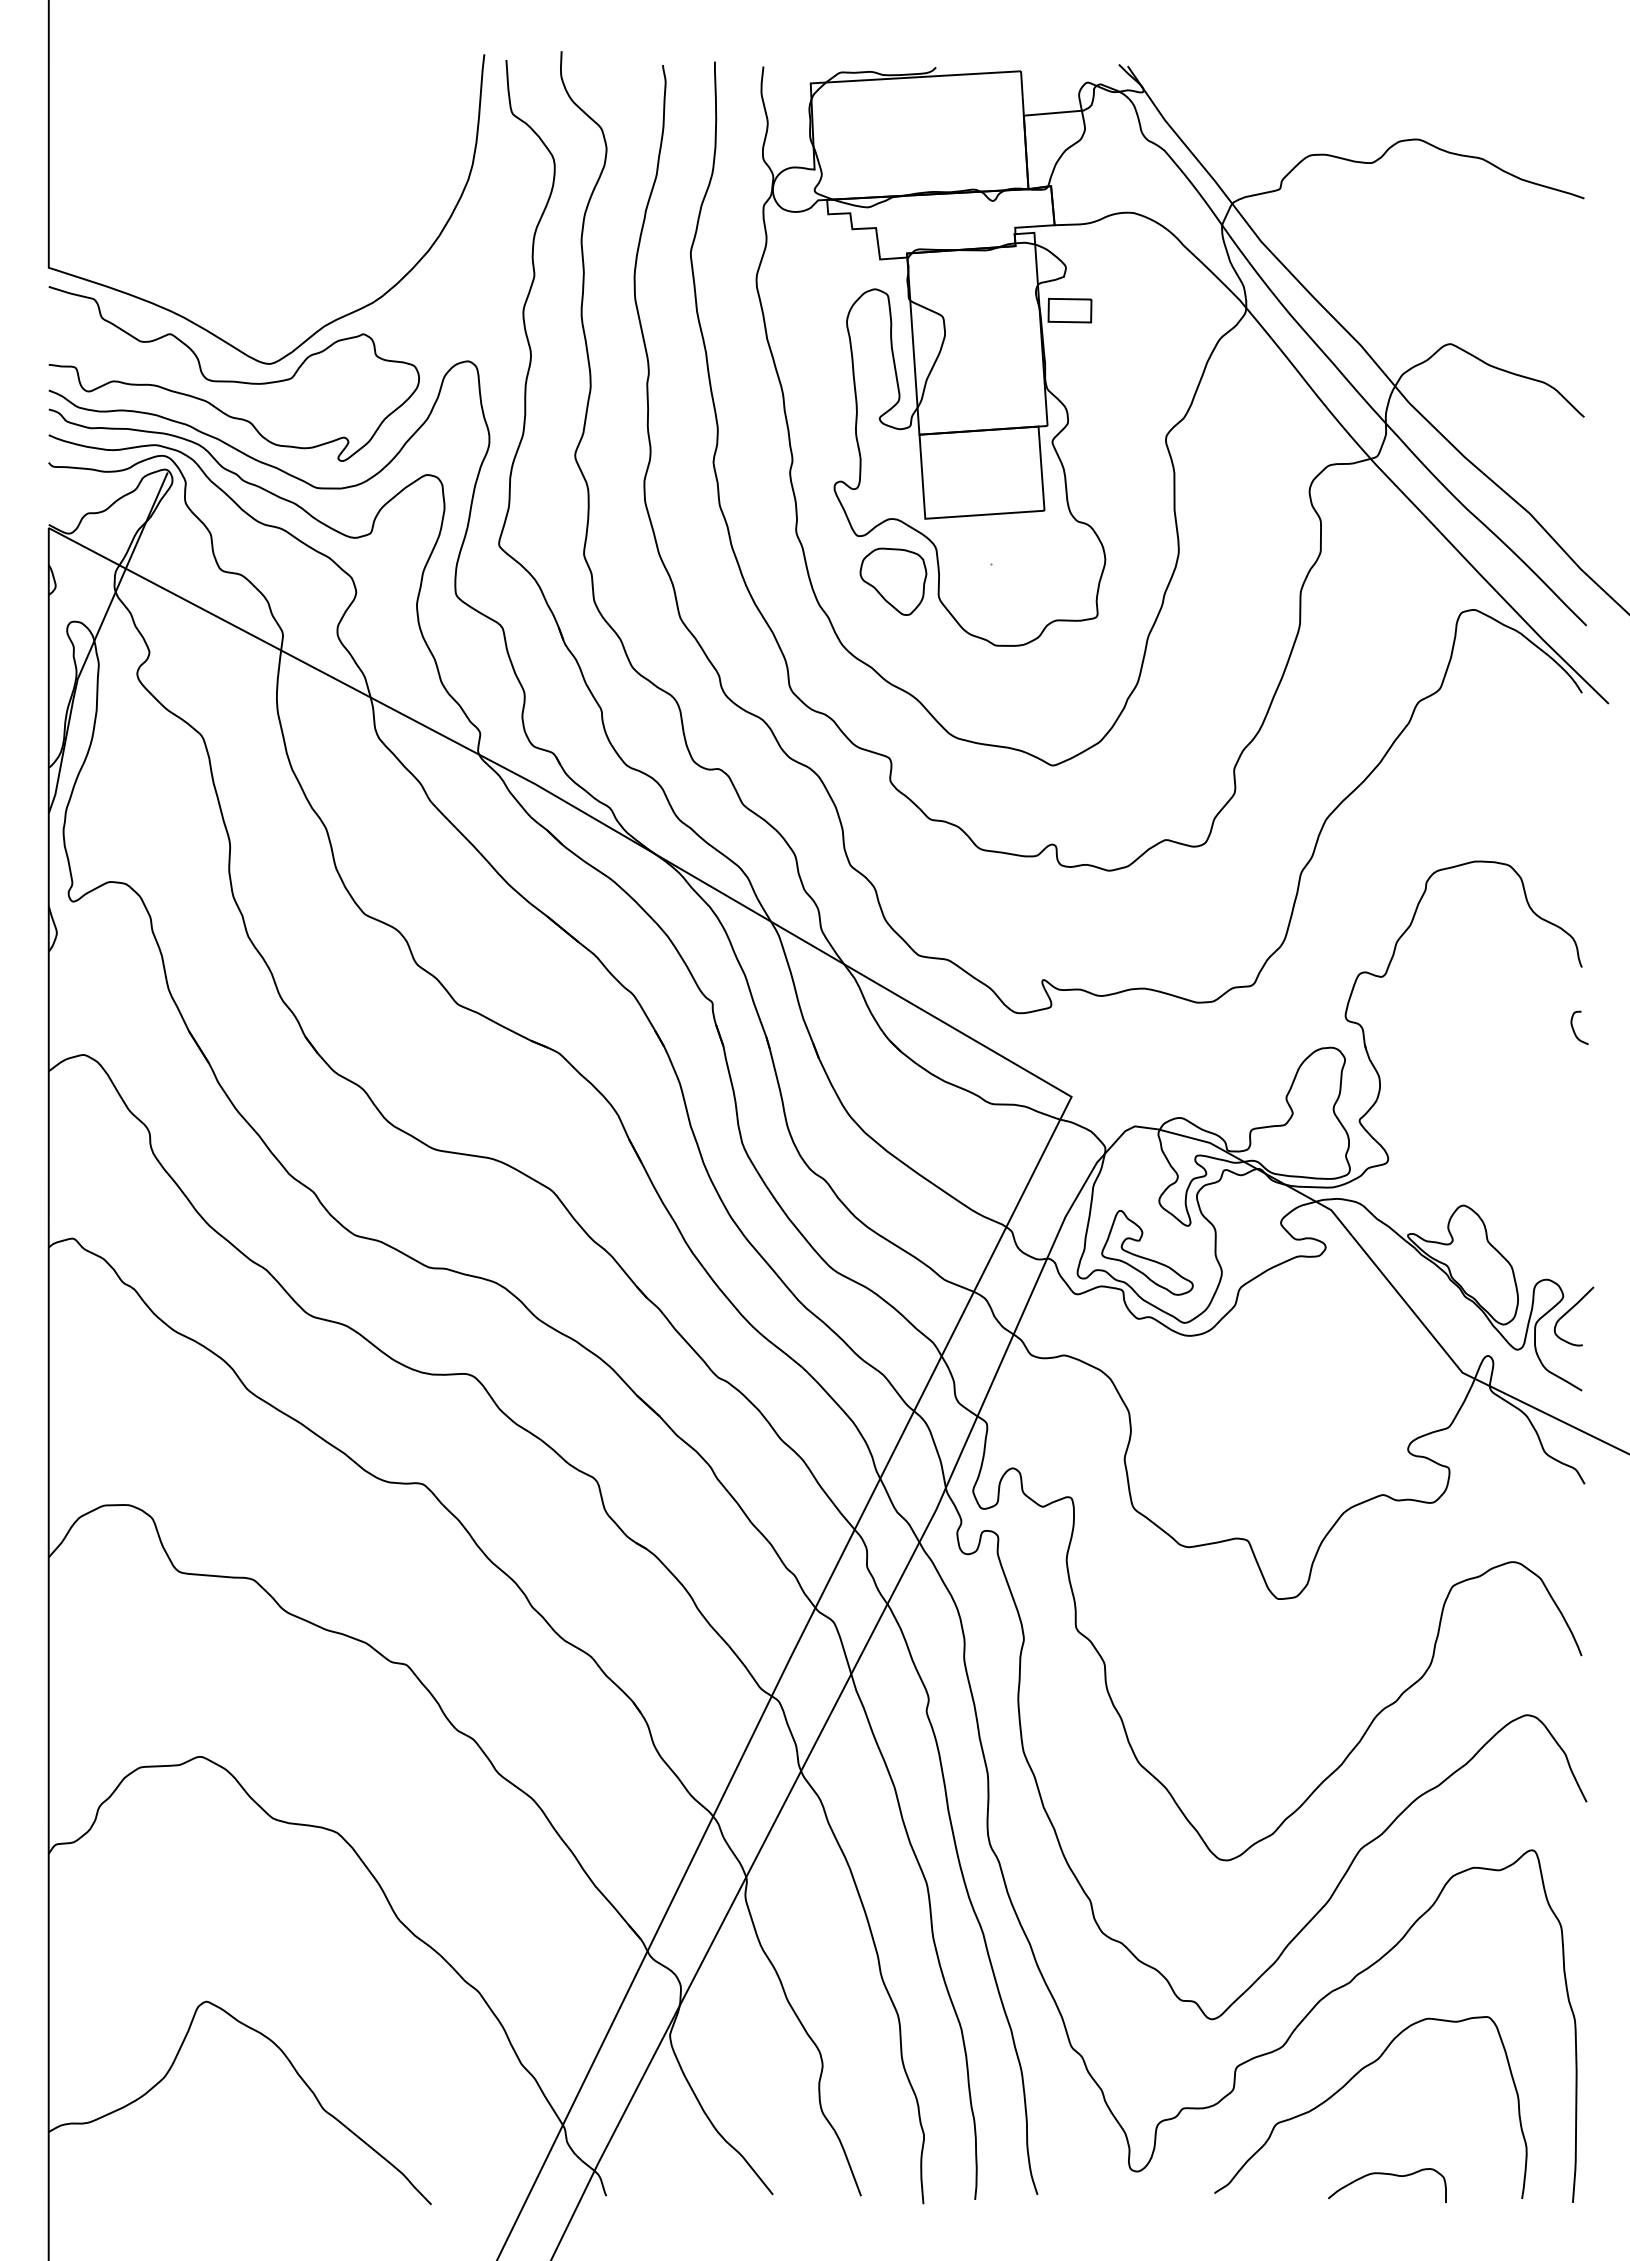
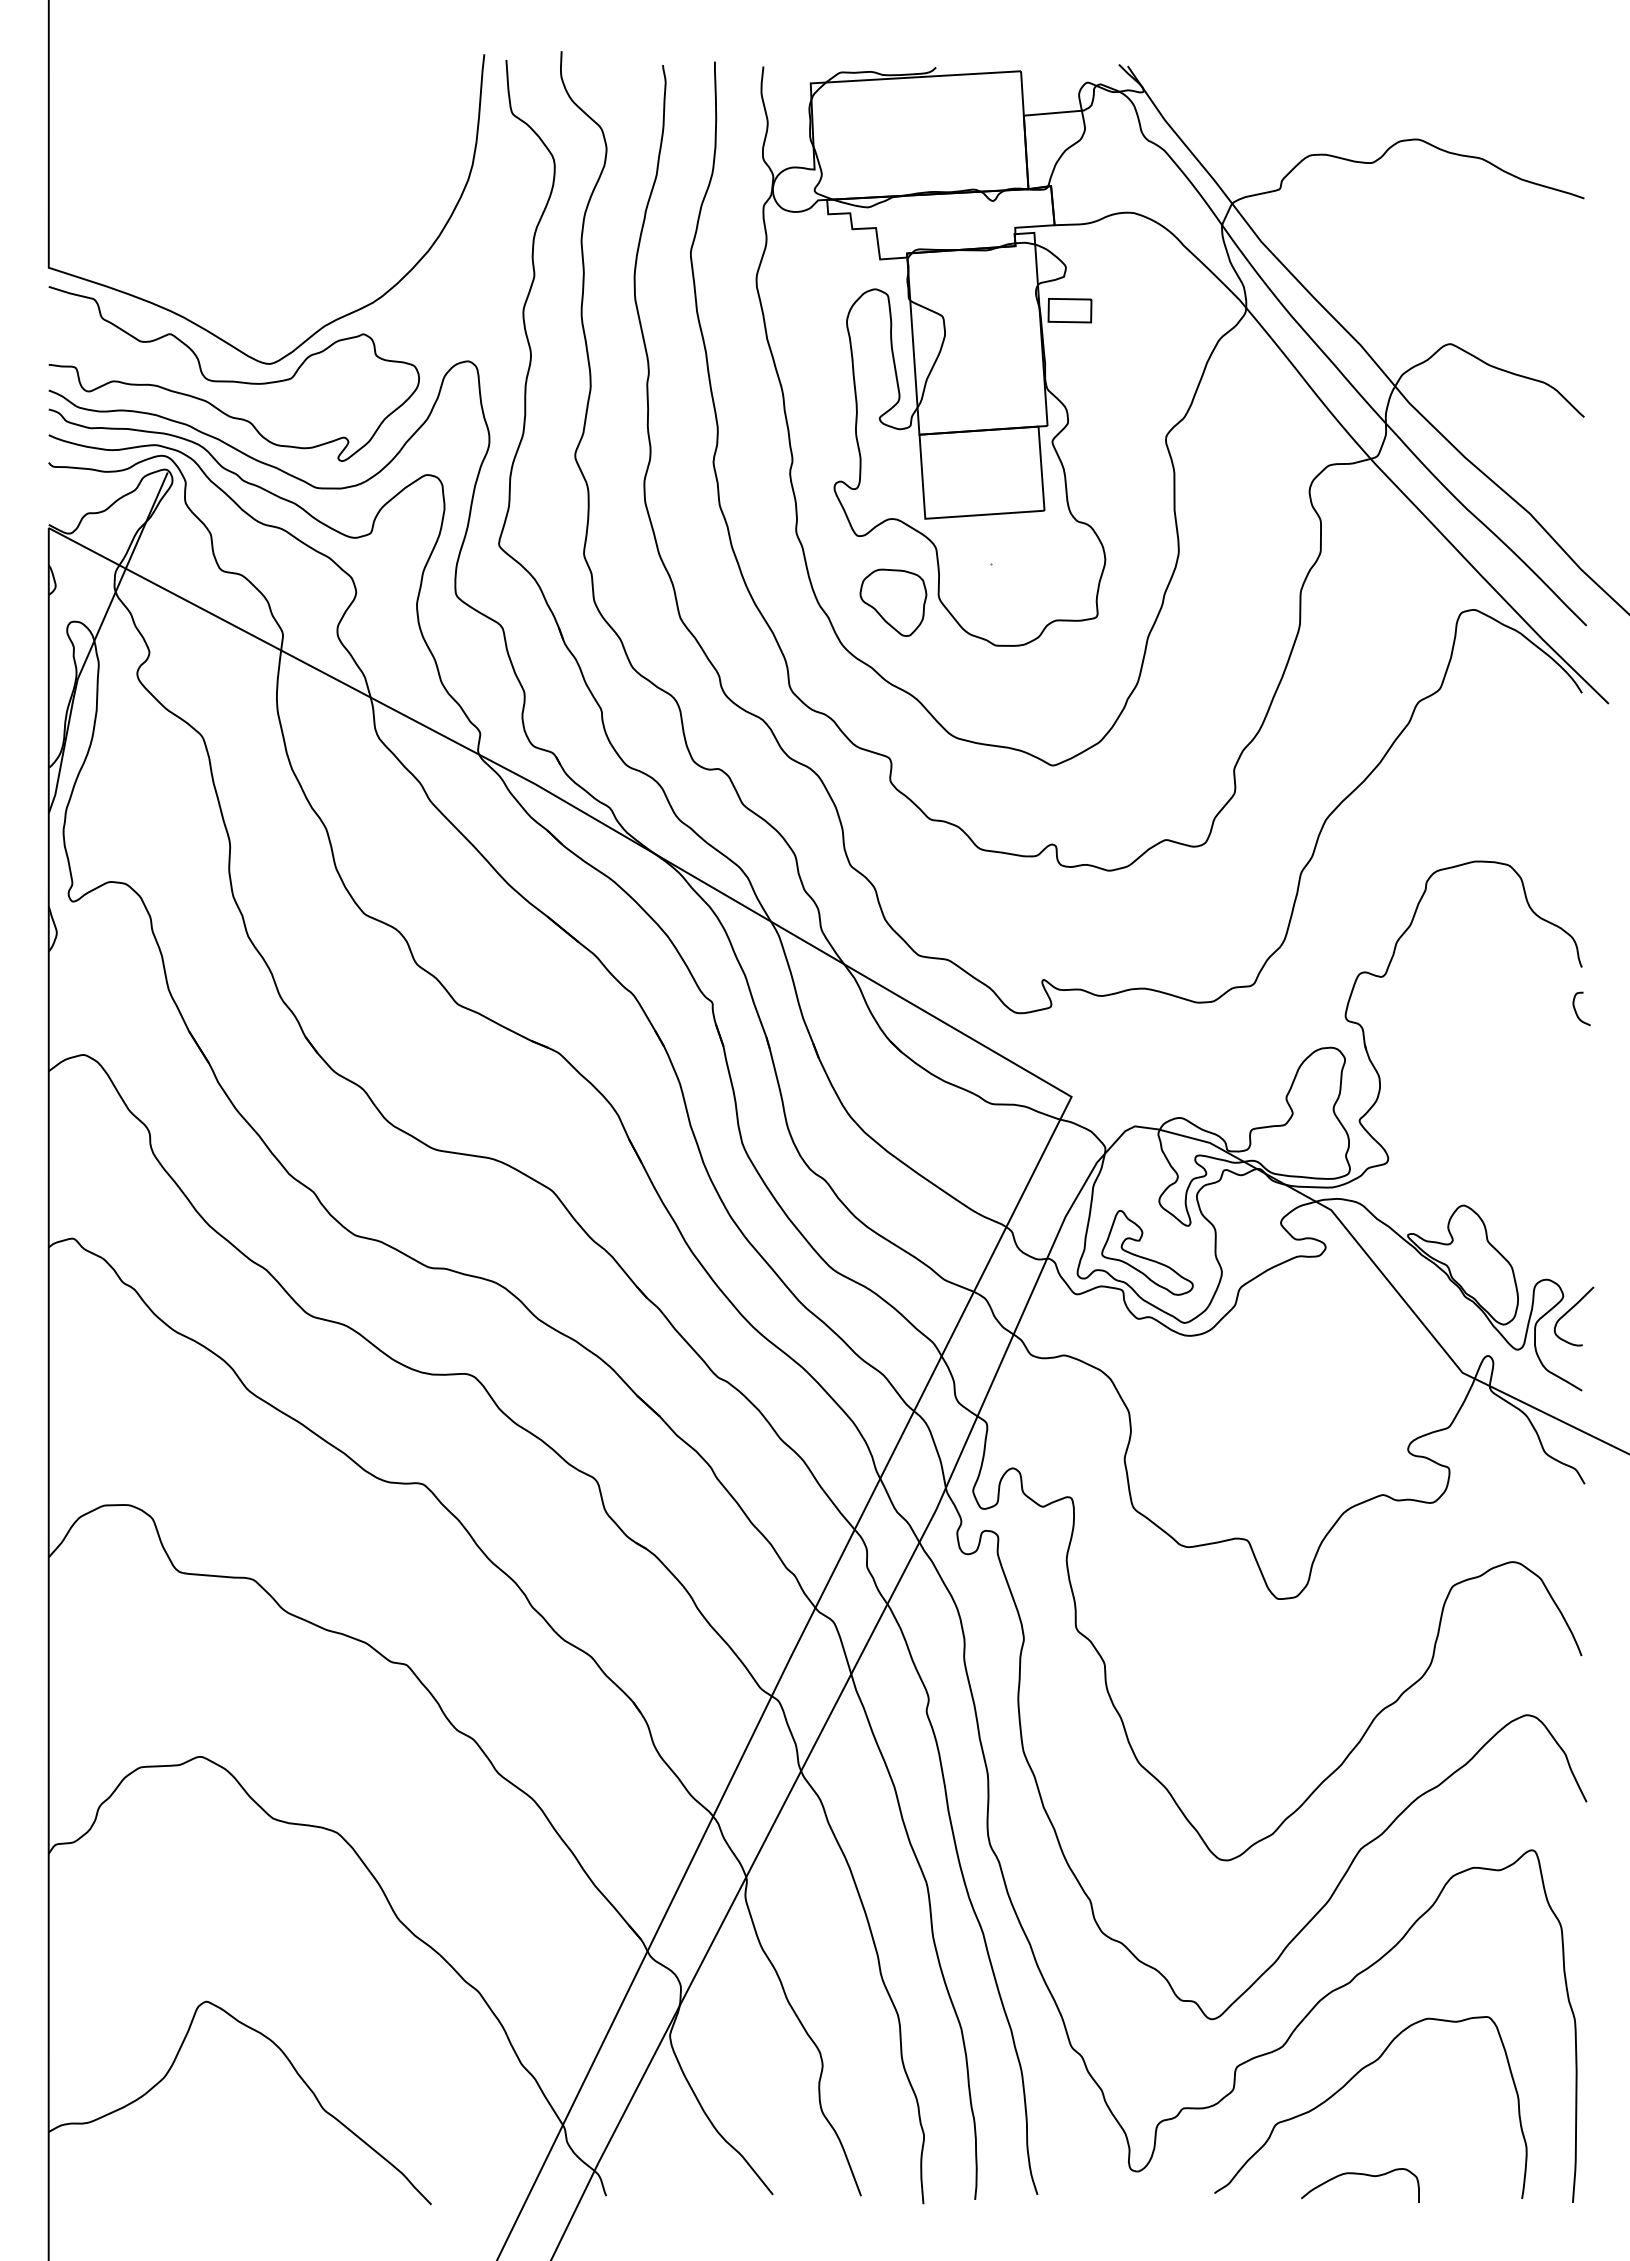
part position: (893, 581) -> (893, 602) (893, 602)
curve position: (1574, 1029) -> (1576, 1010) (1576, 1010)
curve position: (1389, 2175) -> (1362, 2175) (1362, 2175)
